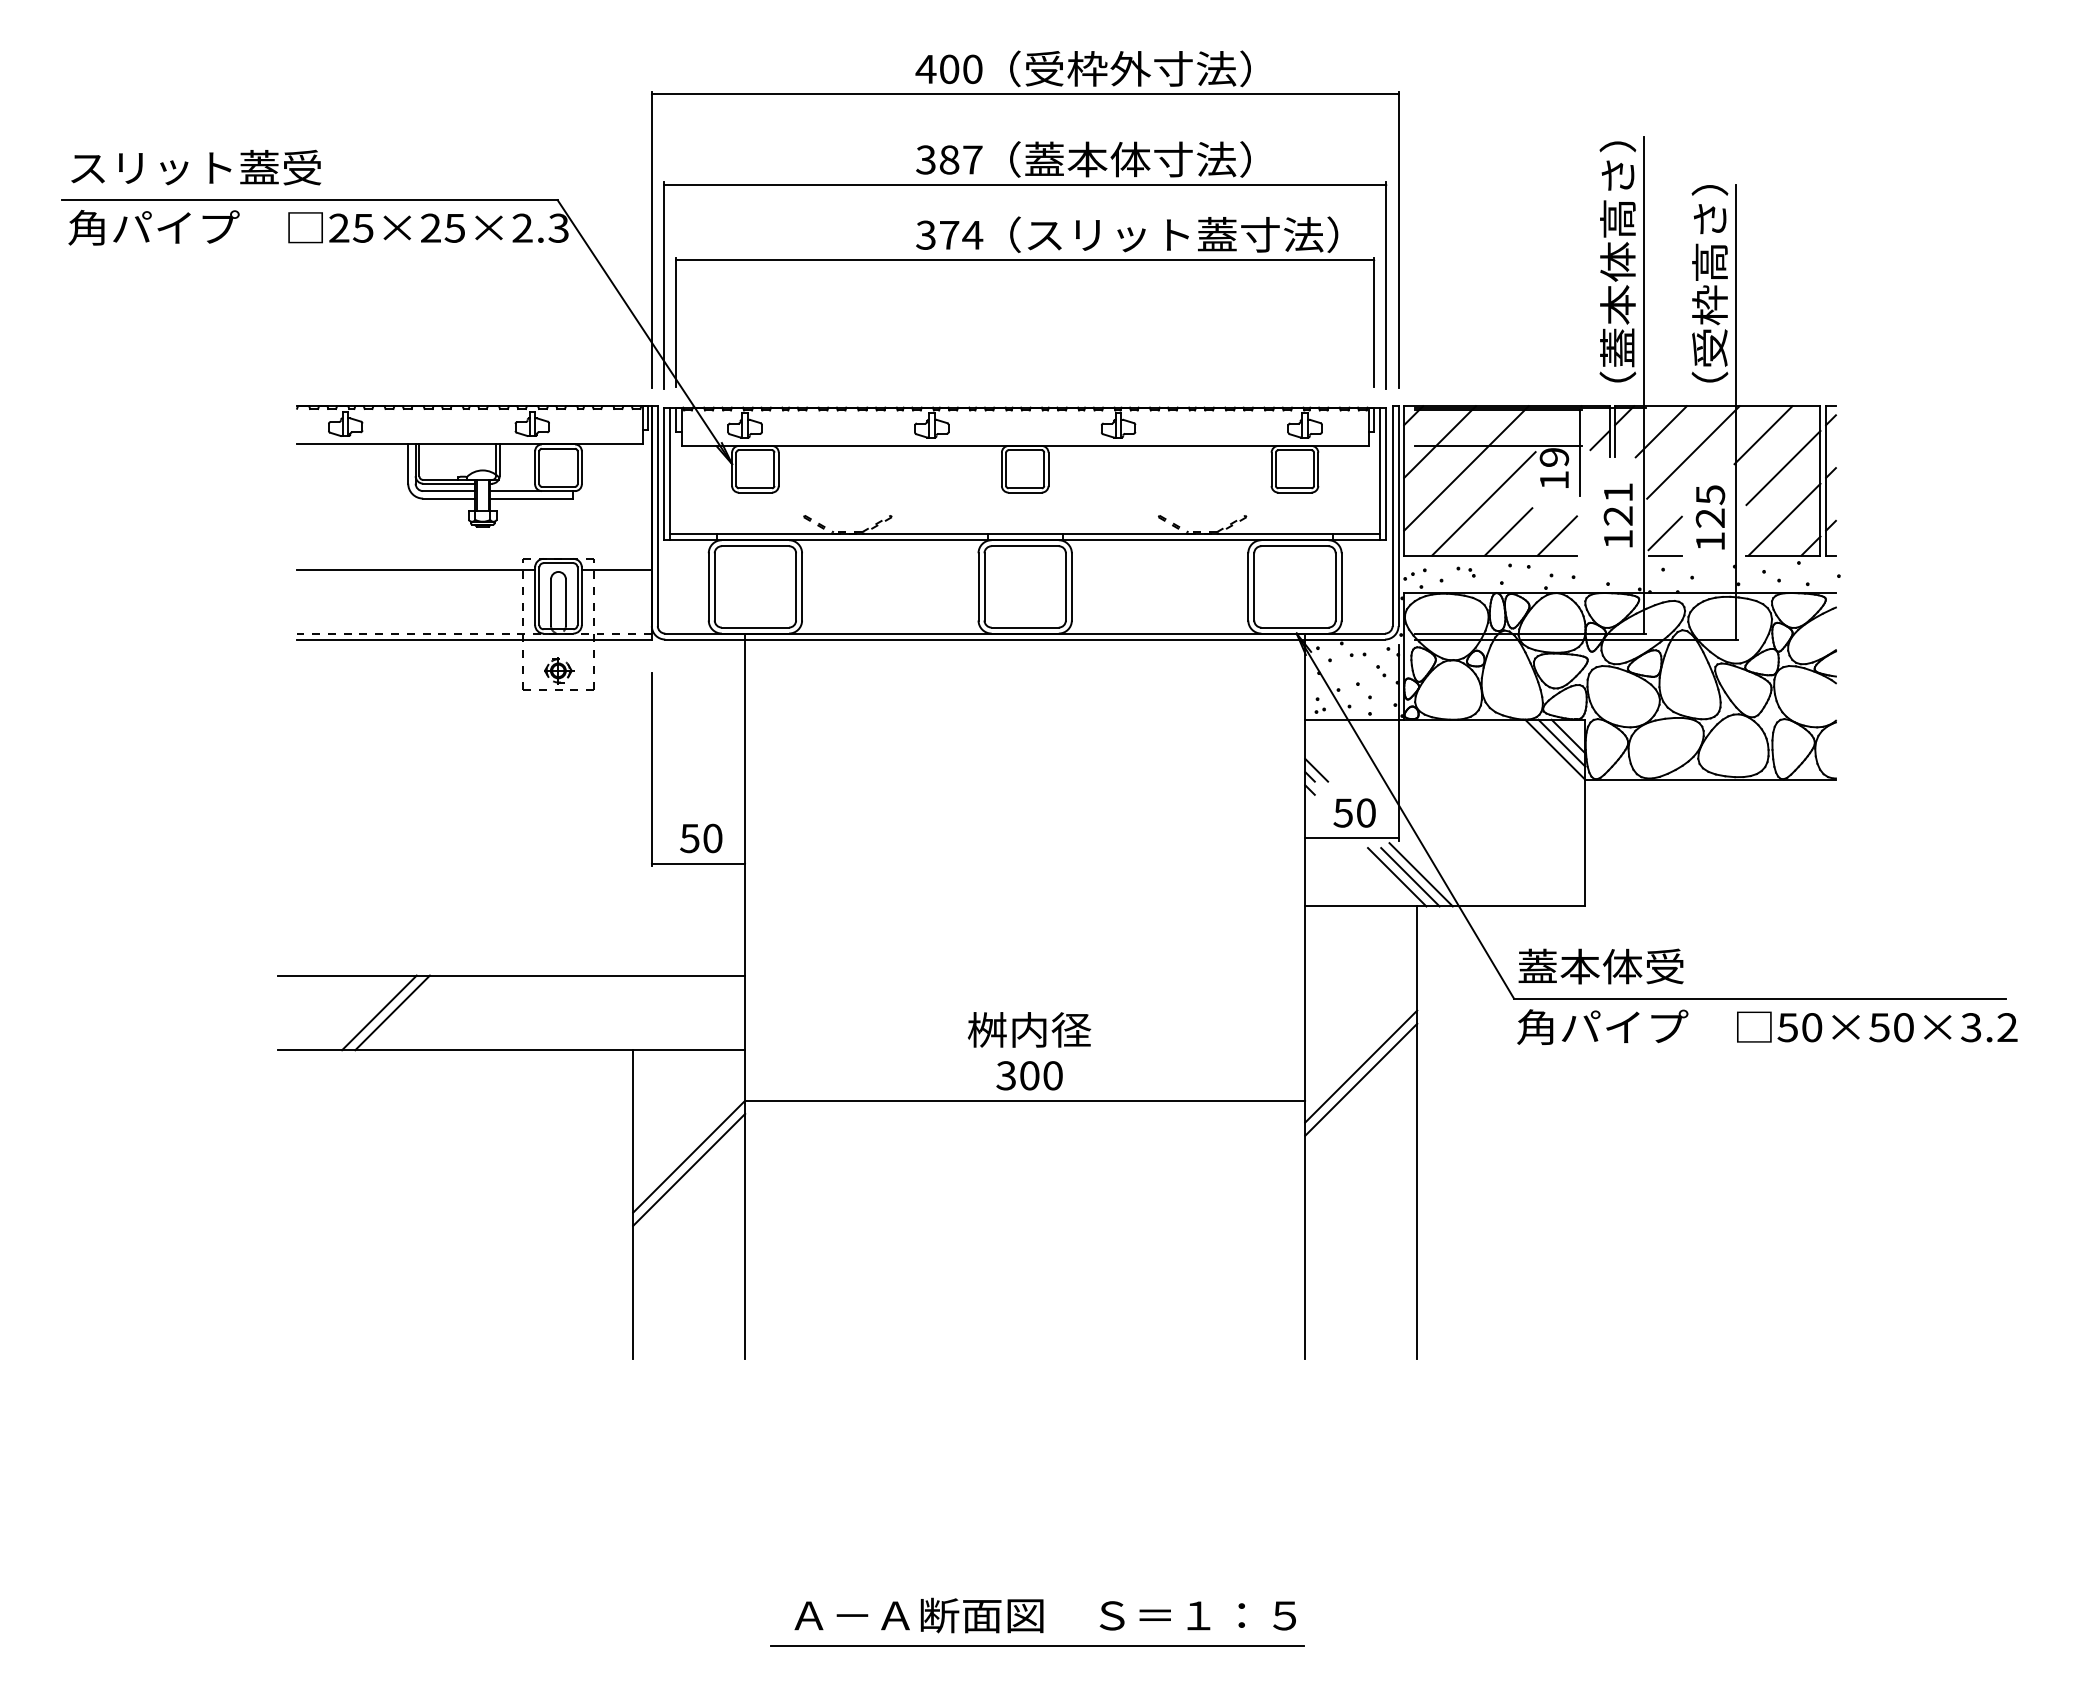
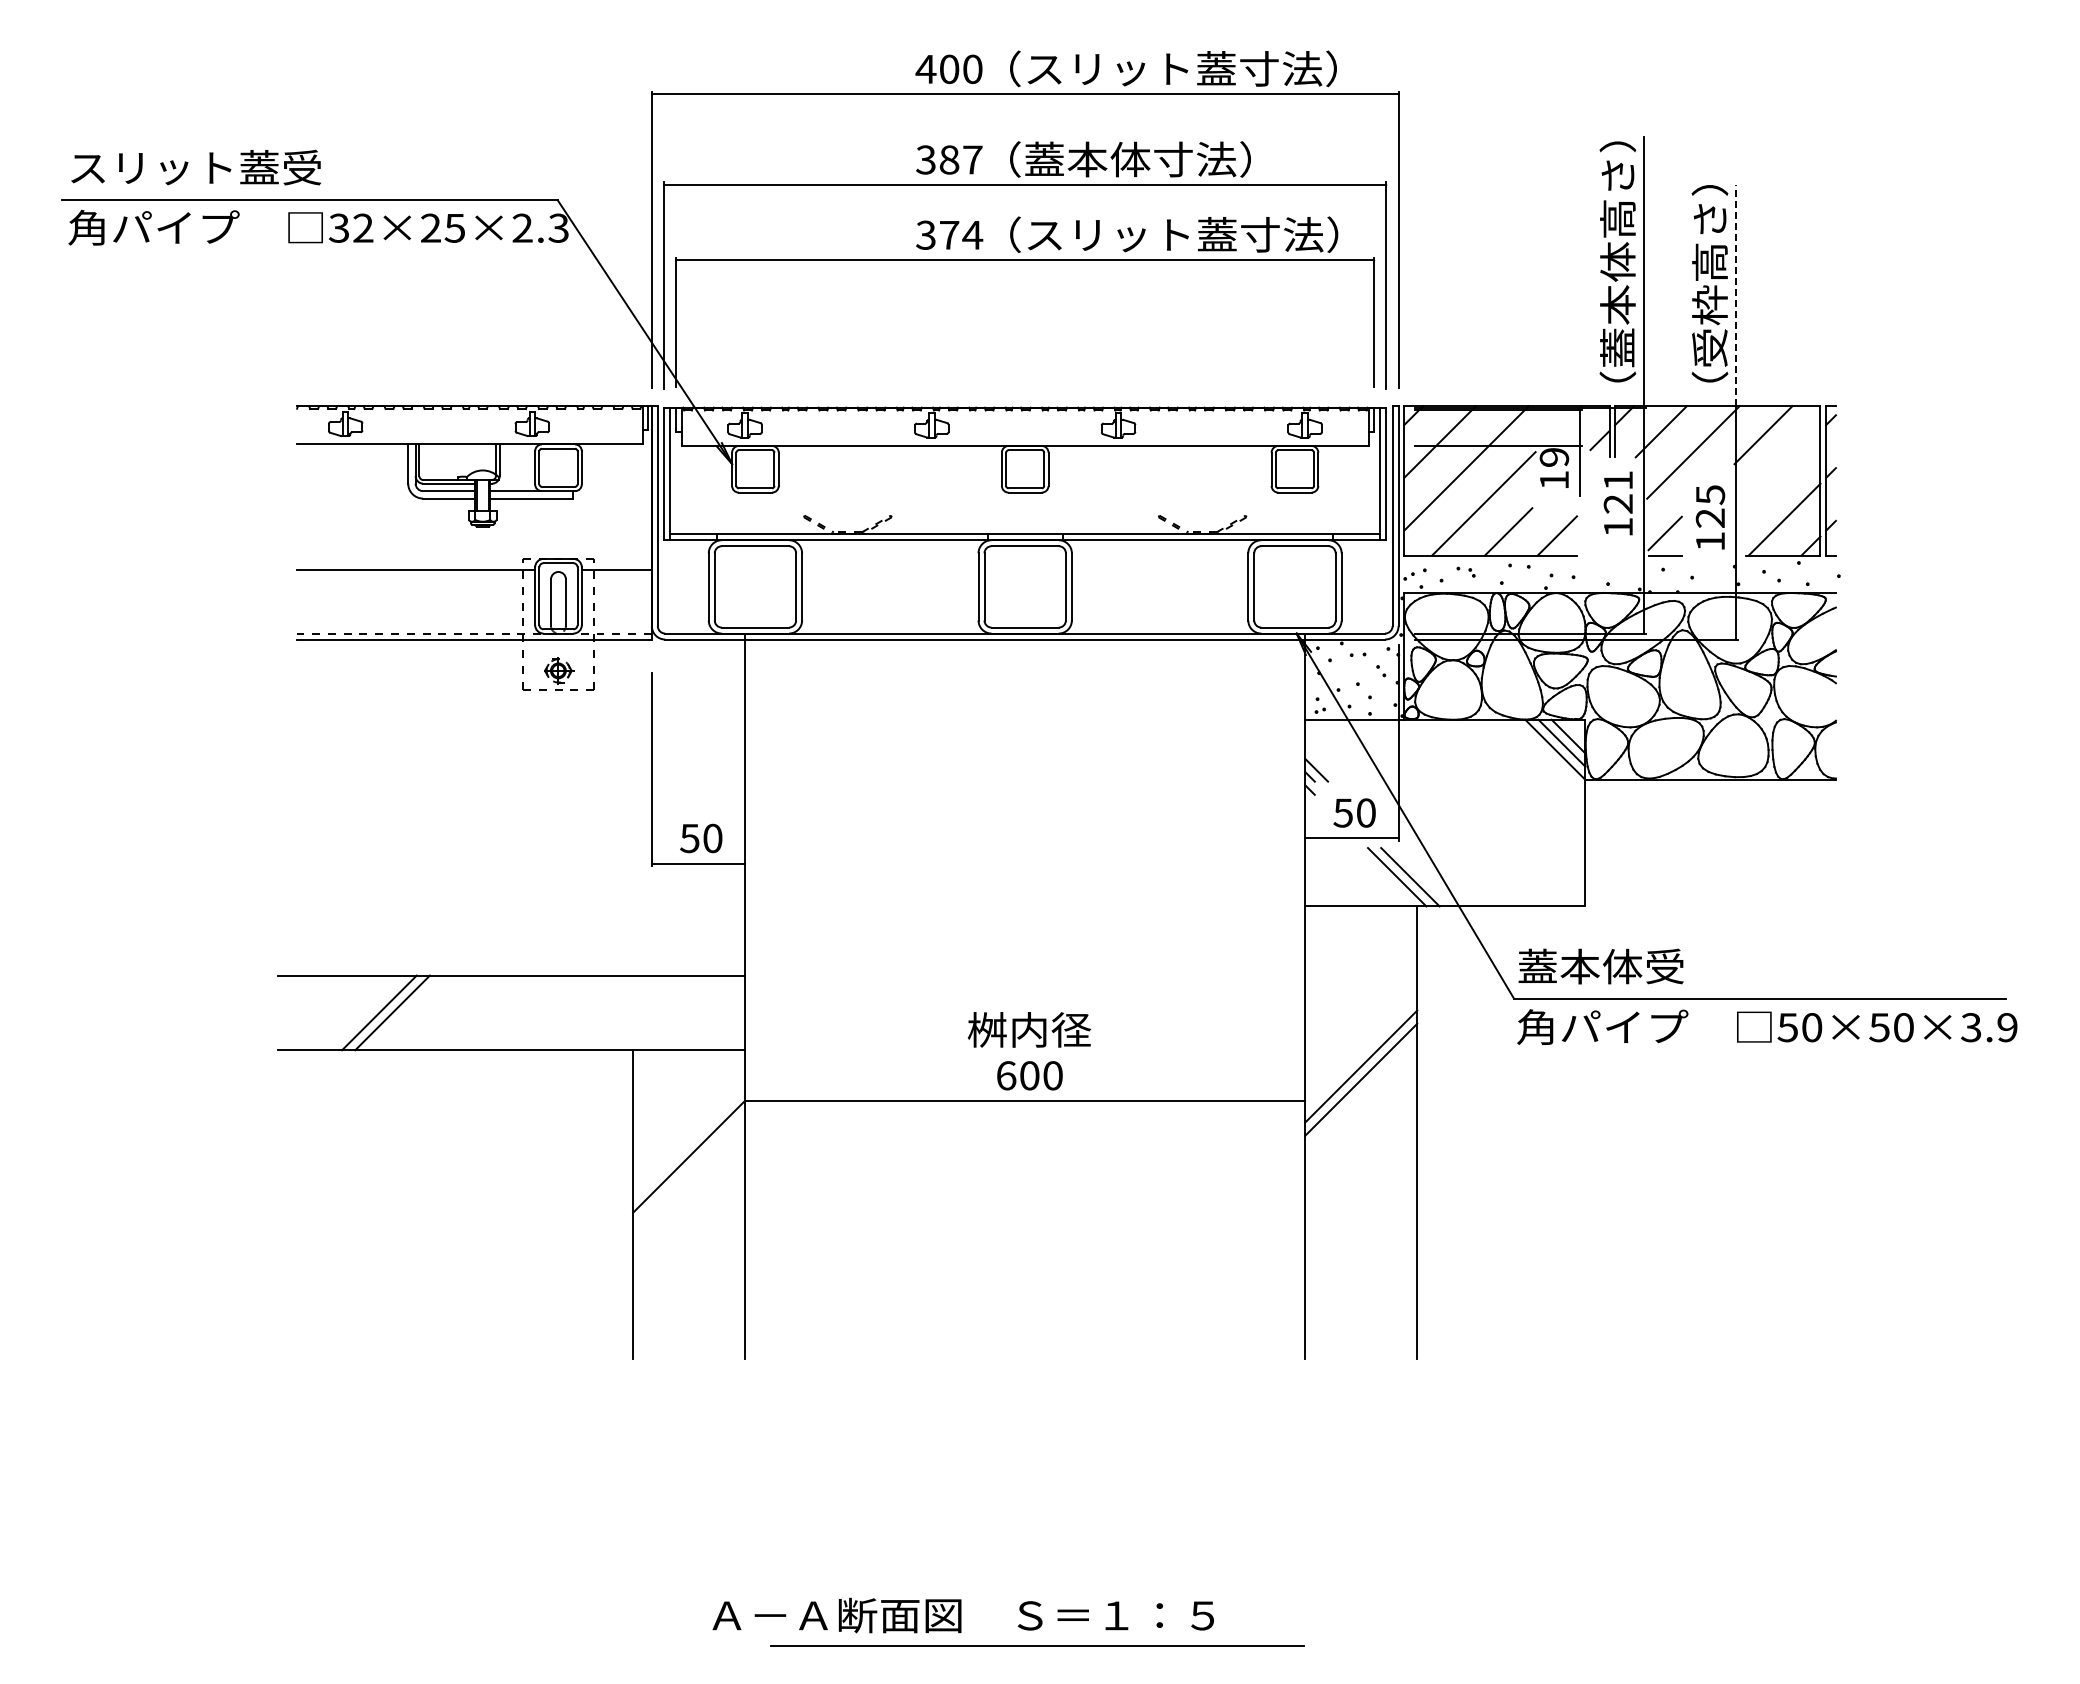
text: （受枠外寸法） -> （スリット蓋寸法） (1180, 68)
text: 25×25×2.3 -> 32×25×2.3 (351, 227)
line: solid -> dashed (1735, 295)
line: present -> none (1783, 468)
text position: (1617, 515) -> (1617, 503) (1617, 503)
line: present -> none (1420, 874)
text: 50×50×3.2 -> 50×50×3.9 (2007, 1027)
text: 300 -> 600 (1006, 1075)
line: present -> none (689, 1169)
text position: (1044, 1615) -> (962, 1615) (962, 1615)
